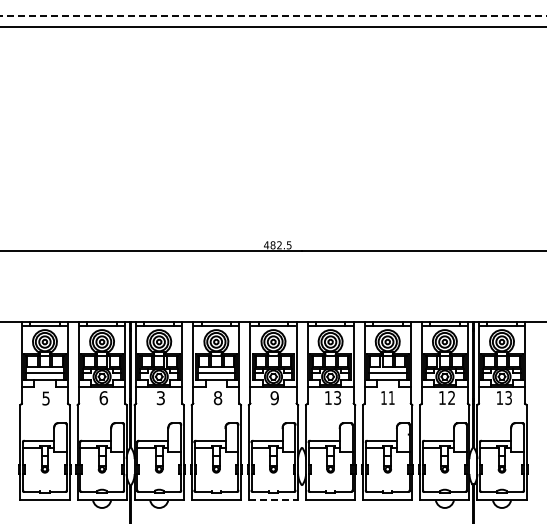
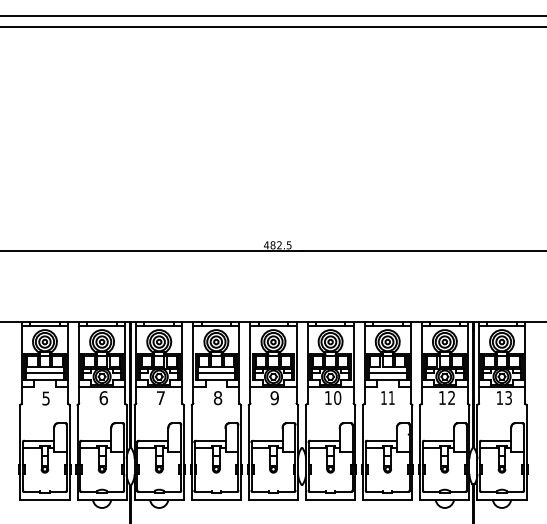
line: dashed -> solid (273, 15)
text: 13 -> 10 (337, 397)
text: 3 -> 7 (160, 398)
line: dashed -> solid (273, 500)
